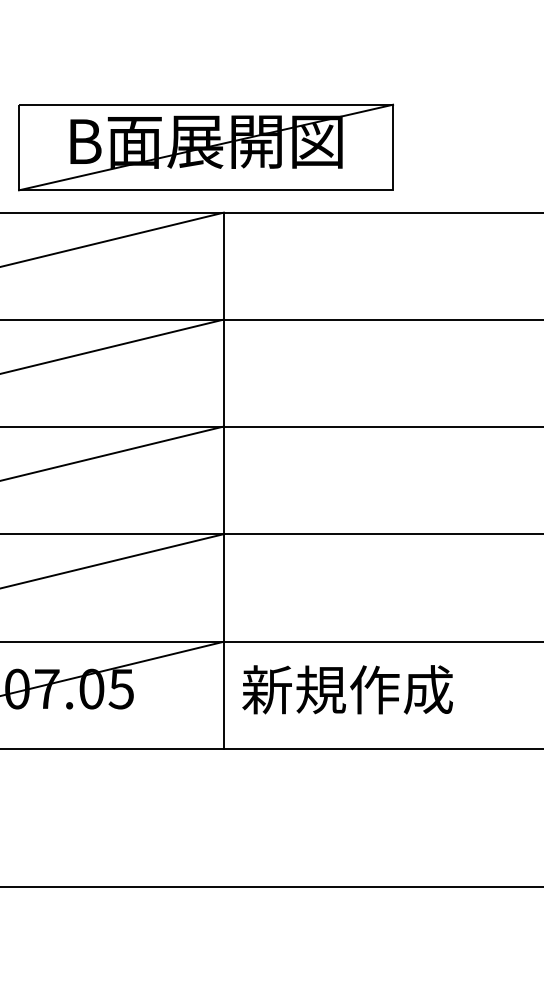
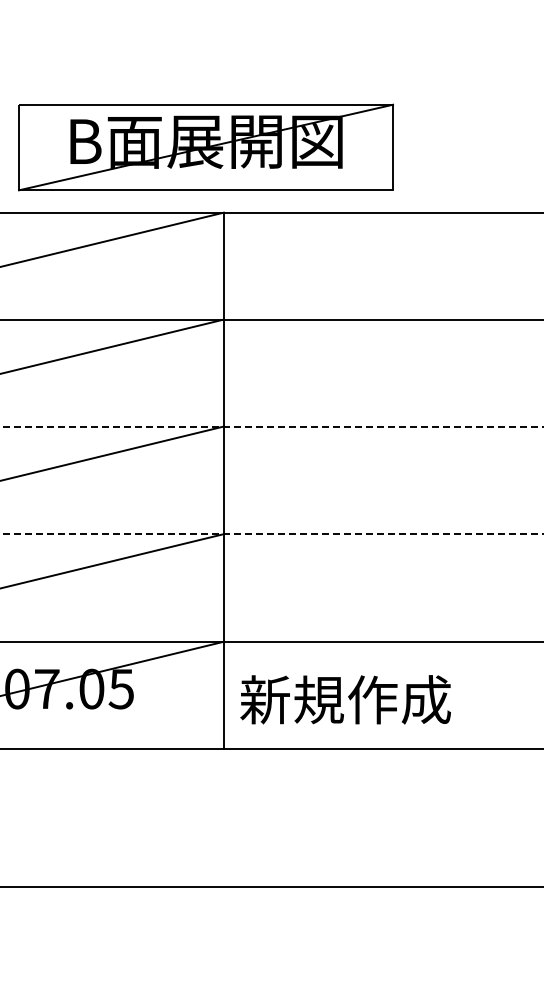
line: solid -> dashed (272, 427)
line: solid -> dashed (272, 534)
text position: (347, 689) -> (345, 699) (345, 699)
